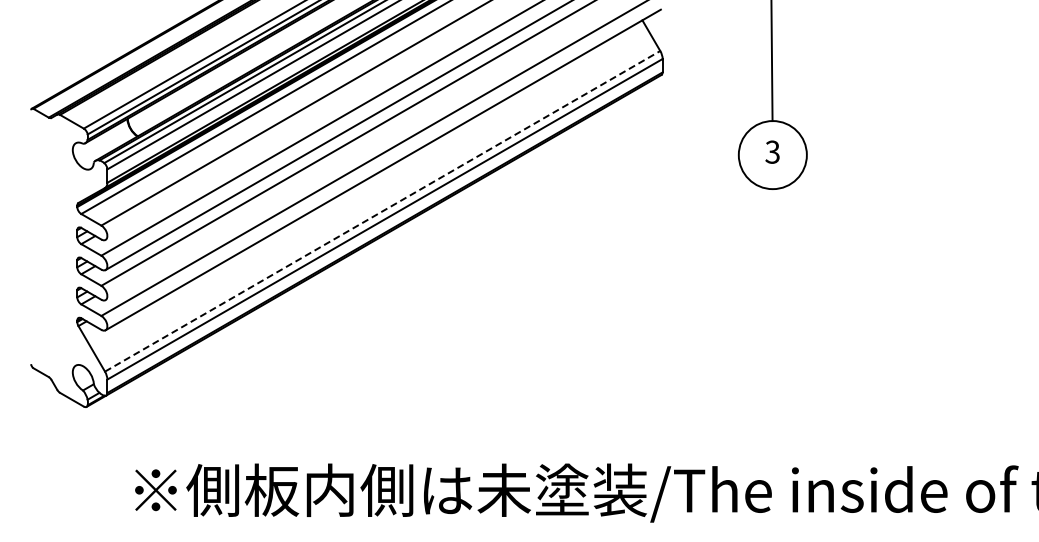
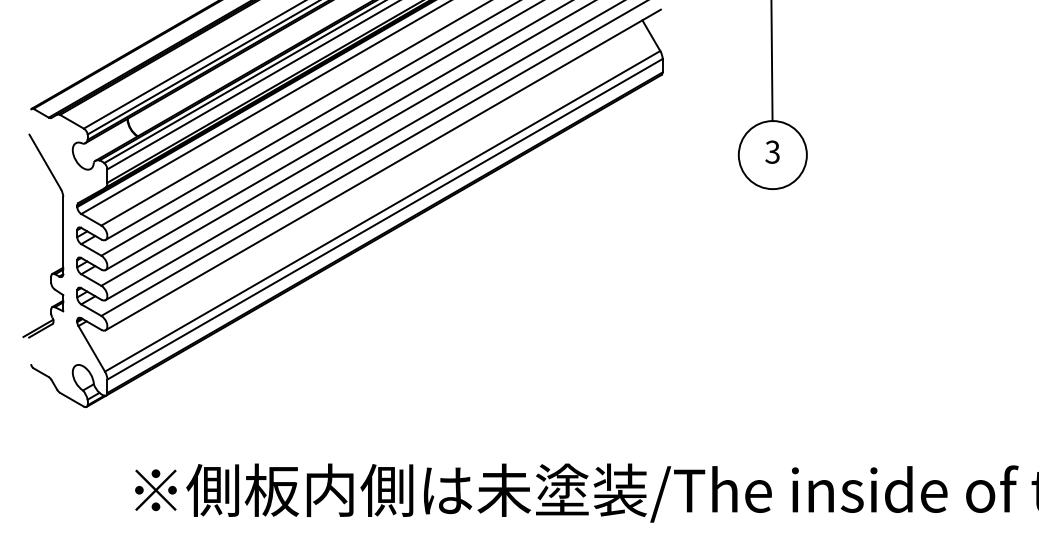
line: none -> present (311, 120)
line: none -> present (363, 151)
line: dashed -> solid (382, 211)
part: none -> present (62, 235)
